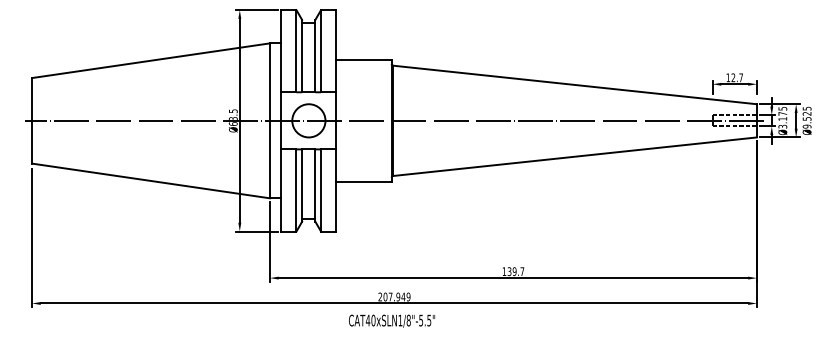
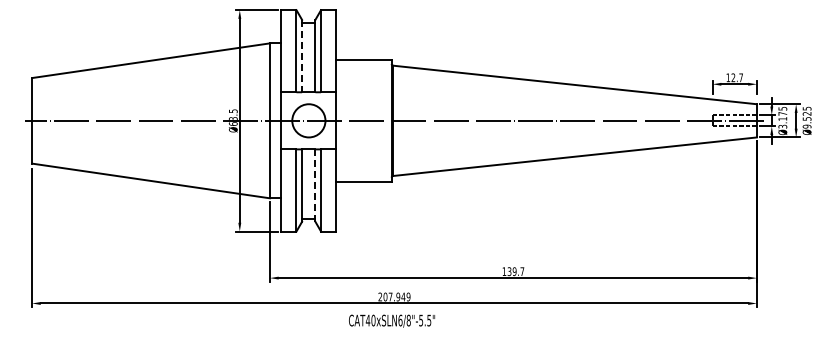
line: solid -> dashed (302, 56)
line: solid -> dashed (315, 186)
text: CAT40xSLN1/8"-5.5" -> CAT40xSLN6/8"-5.5" (400, 320)
